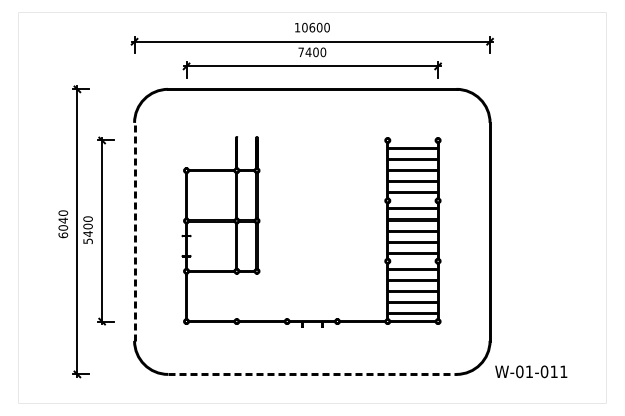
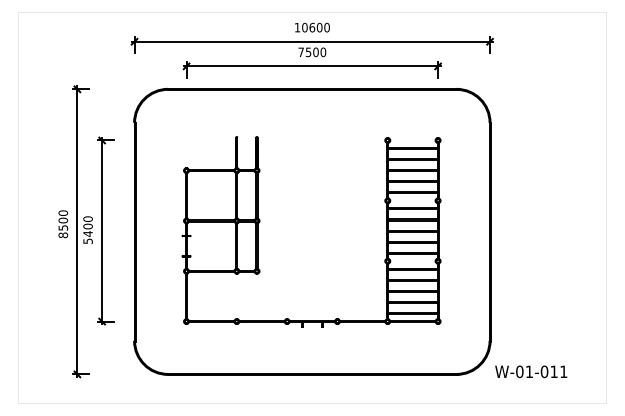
text: 7400 -> 7500 (308, 52)
text: 6040 -> 8500 (63, 227)
line: dashed -> solid (134, 231)
line: dashed -> solid (312, 374)
